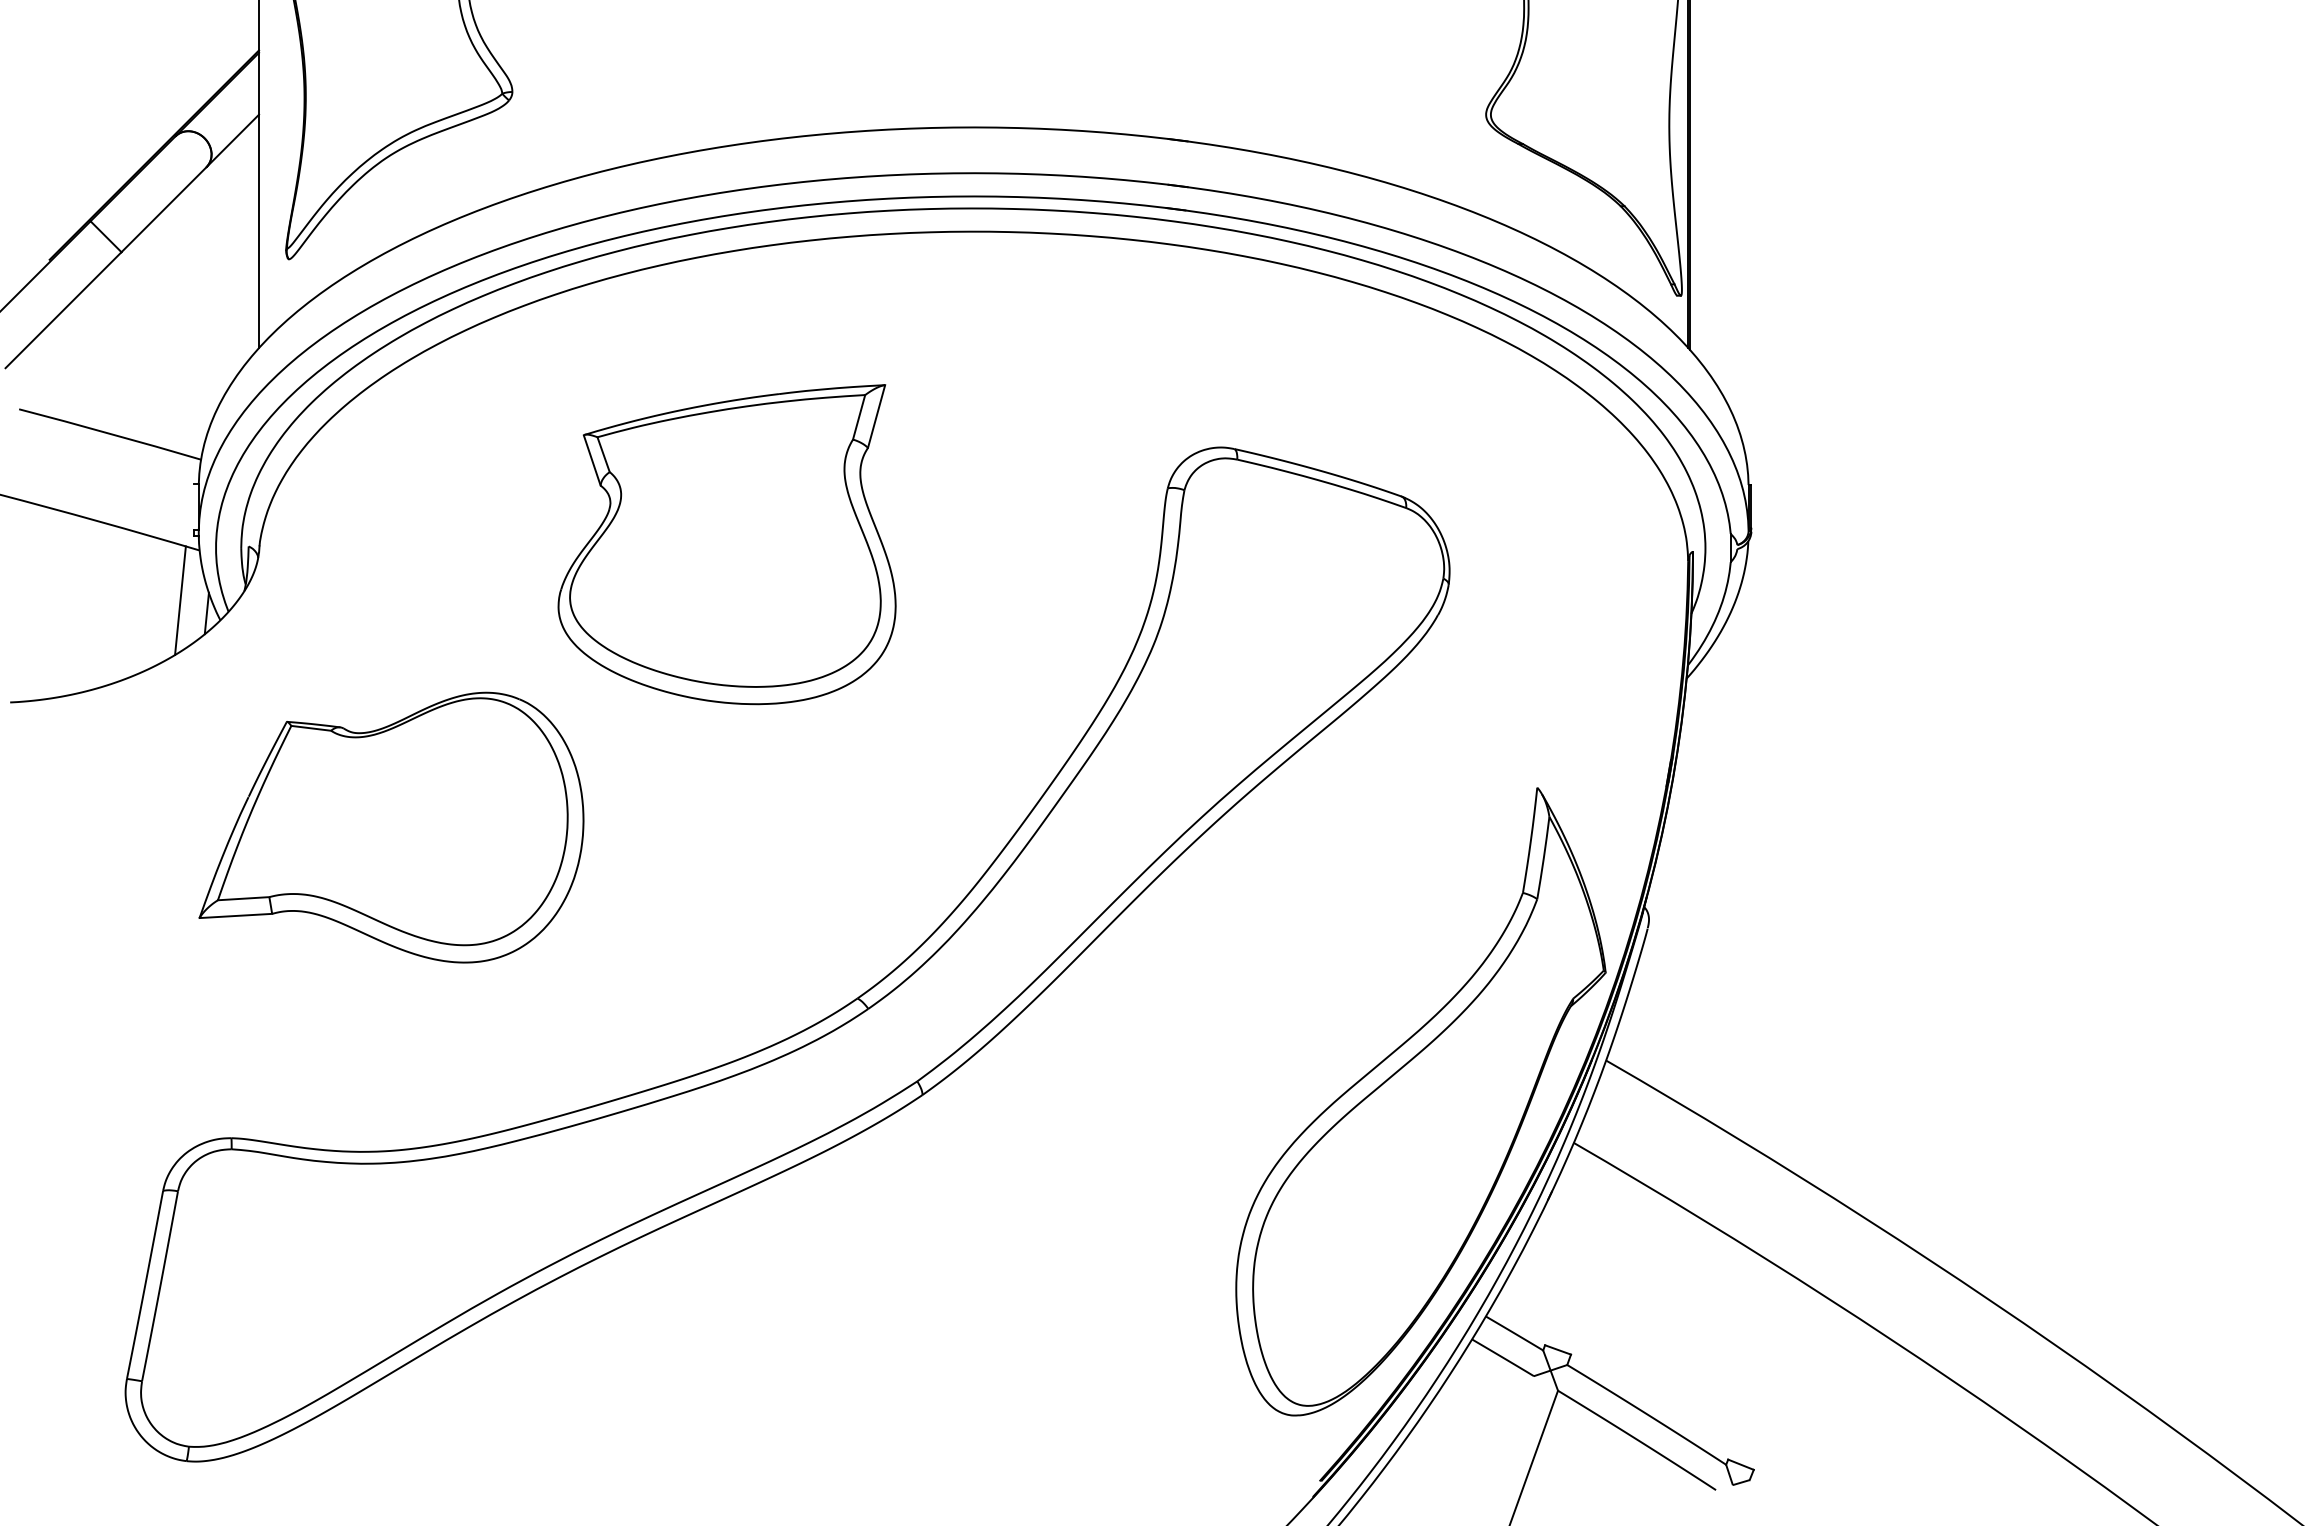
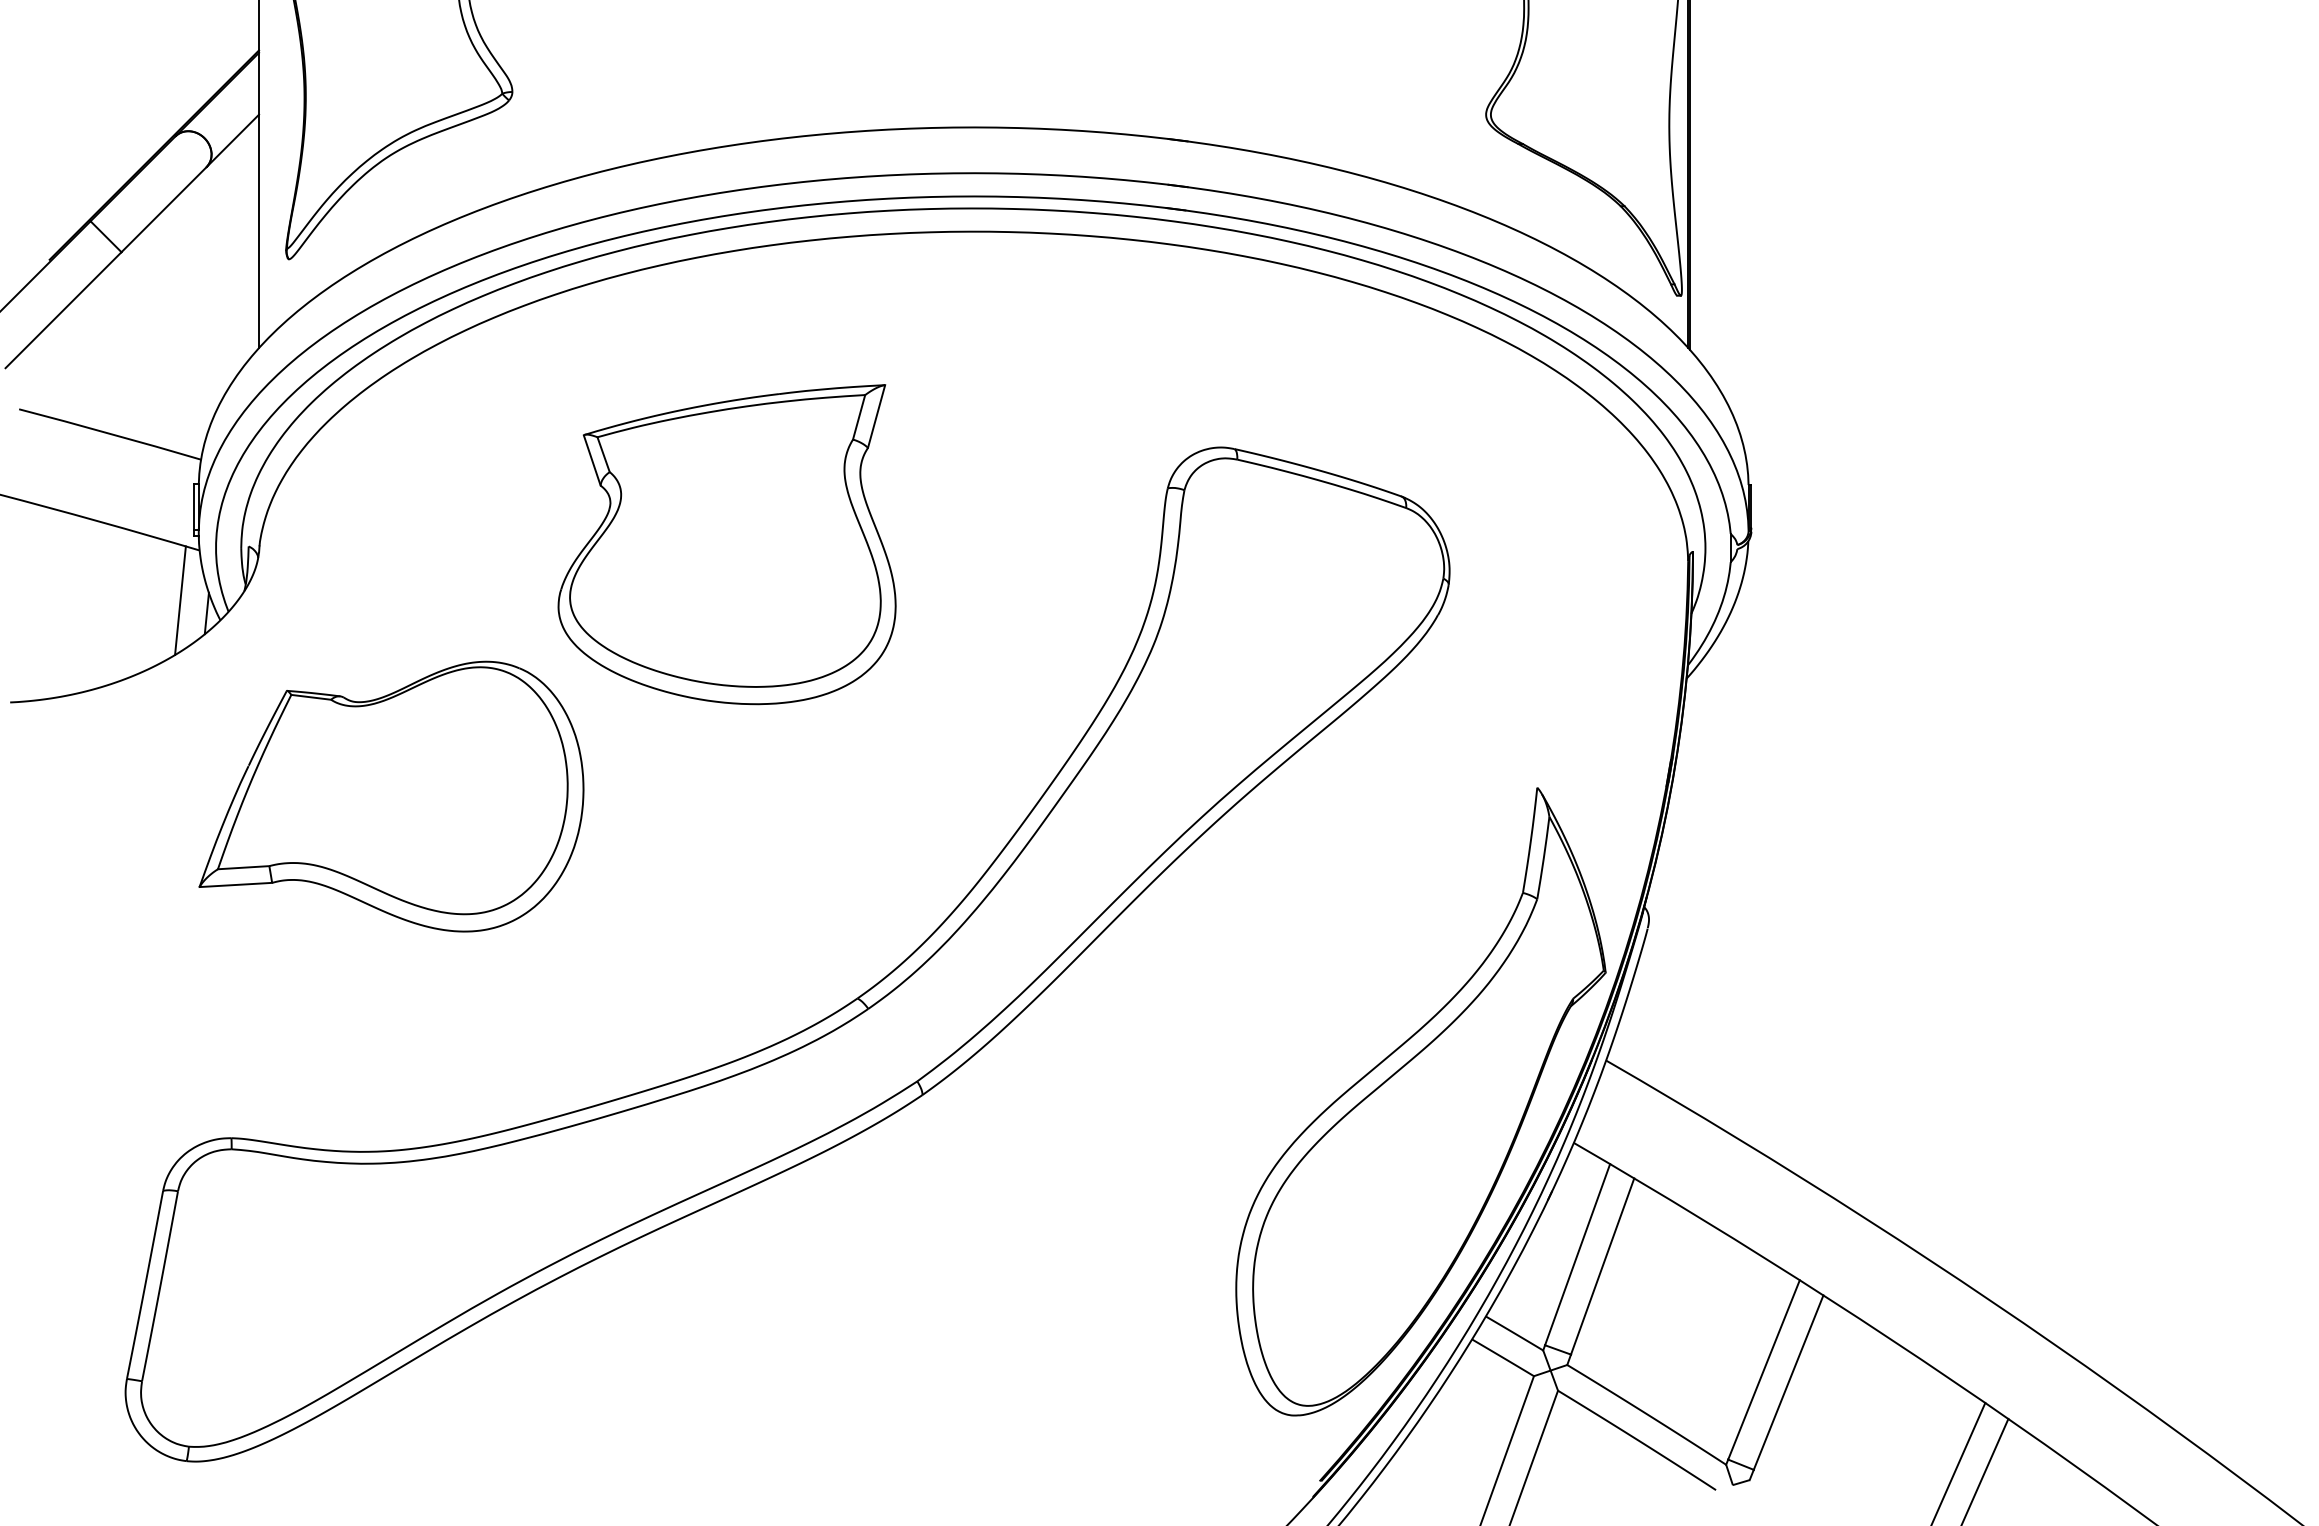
line: none -> present (193, 506)
part position: (391, 827) -> (391, 796) (391, 796)
line: none -> present (1577, 1254)
line: none -> present (1602, 1266)
line: none -> present (1763, 1369)
line: none -> present (1788, 1382)
line: none -> present (1507, 1449)
line: none -> present (1958, 1462)
line: none -> present (1985, 1470)
